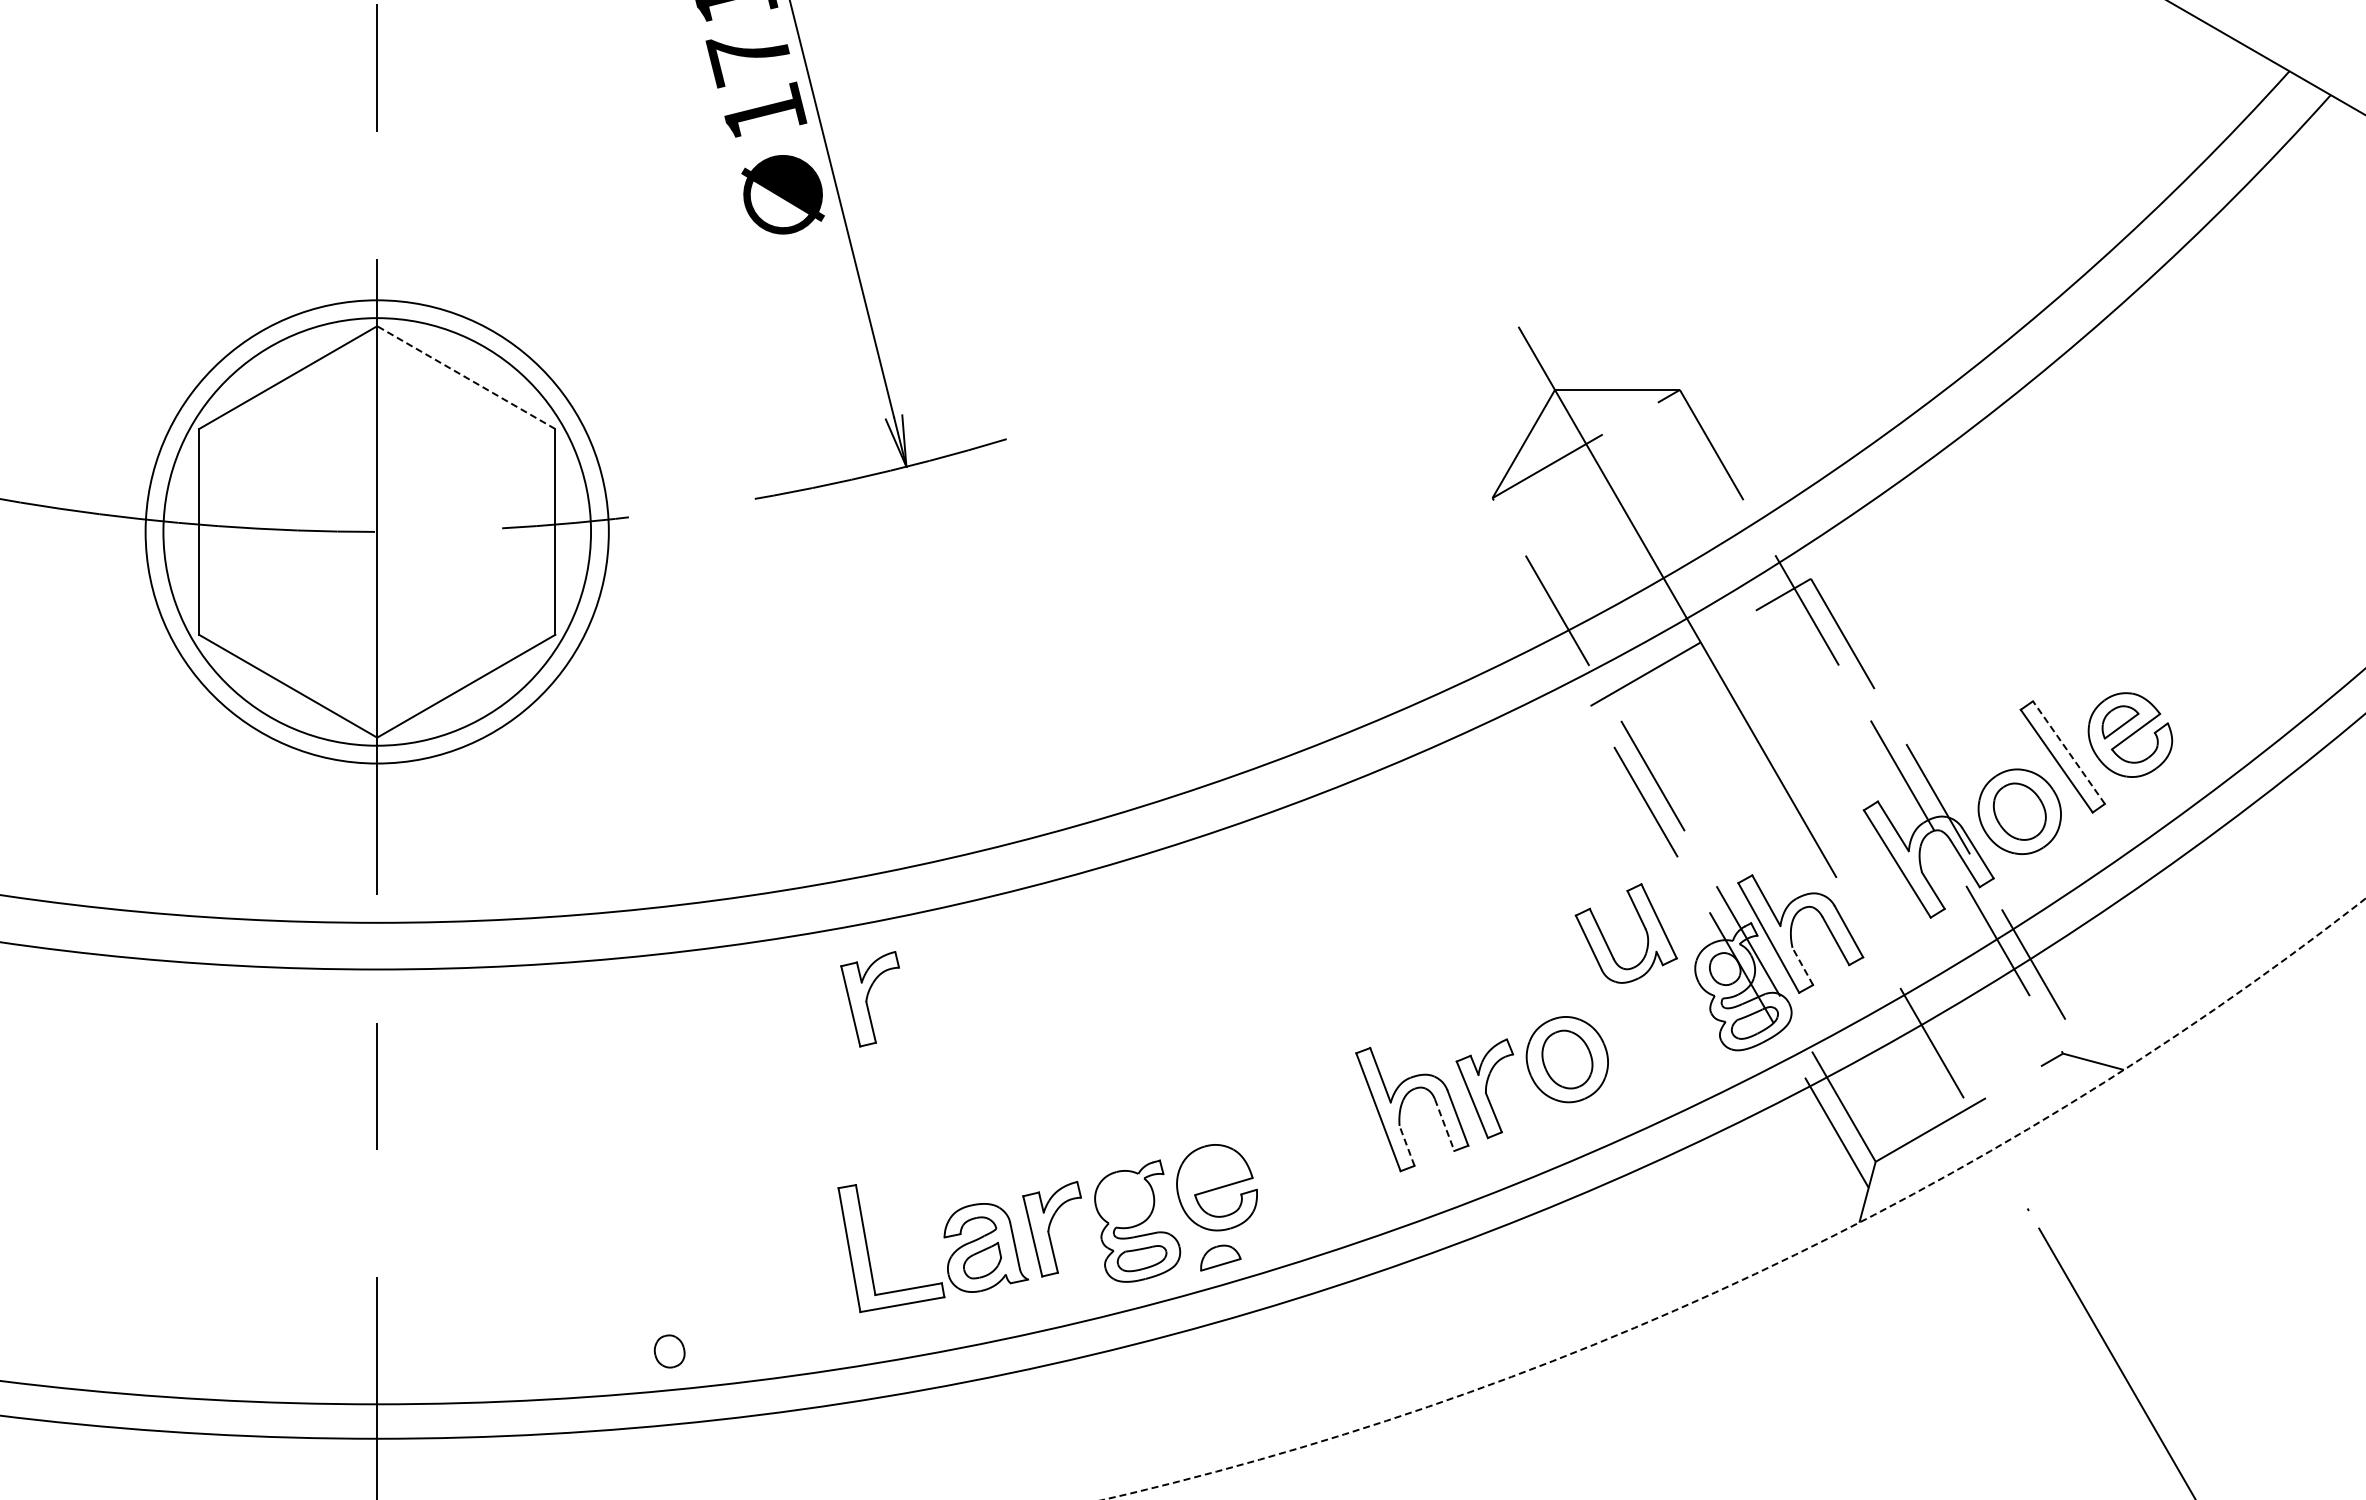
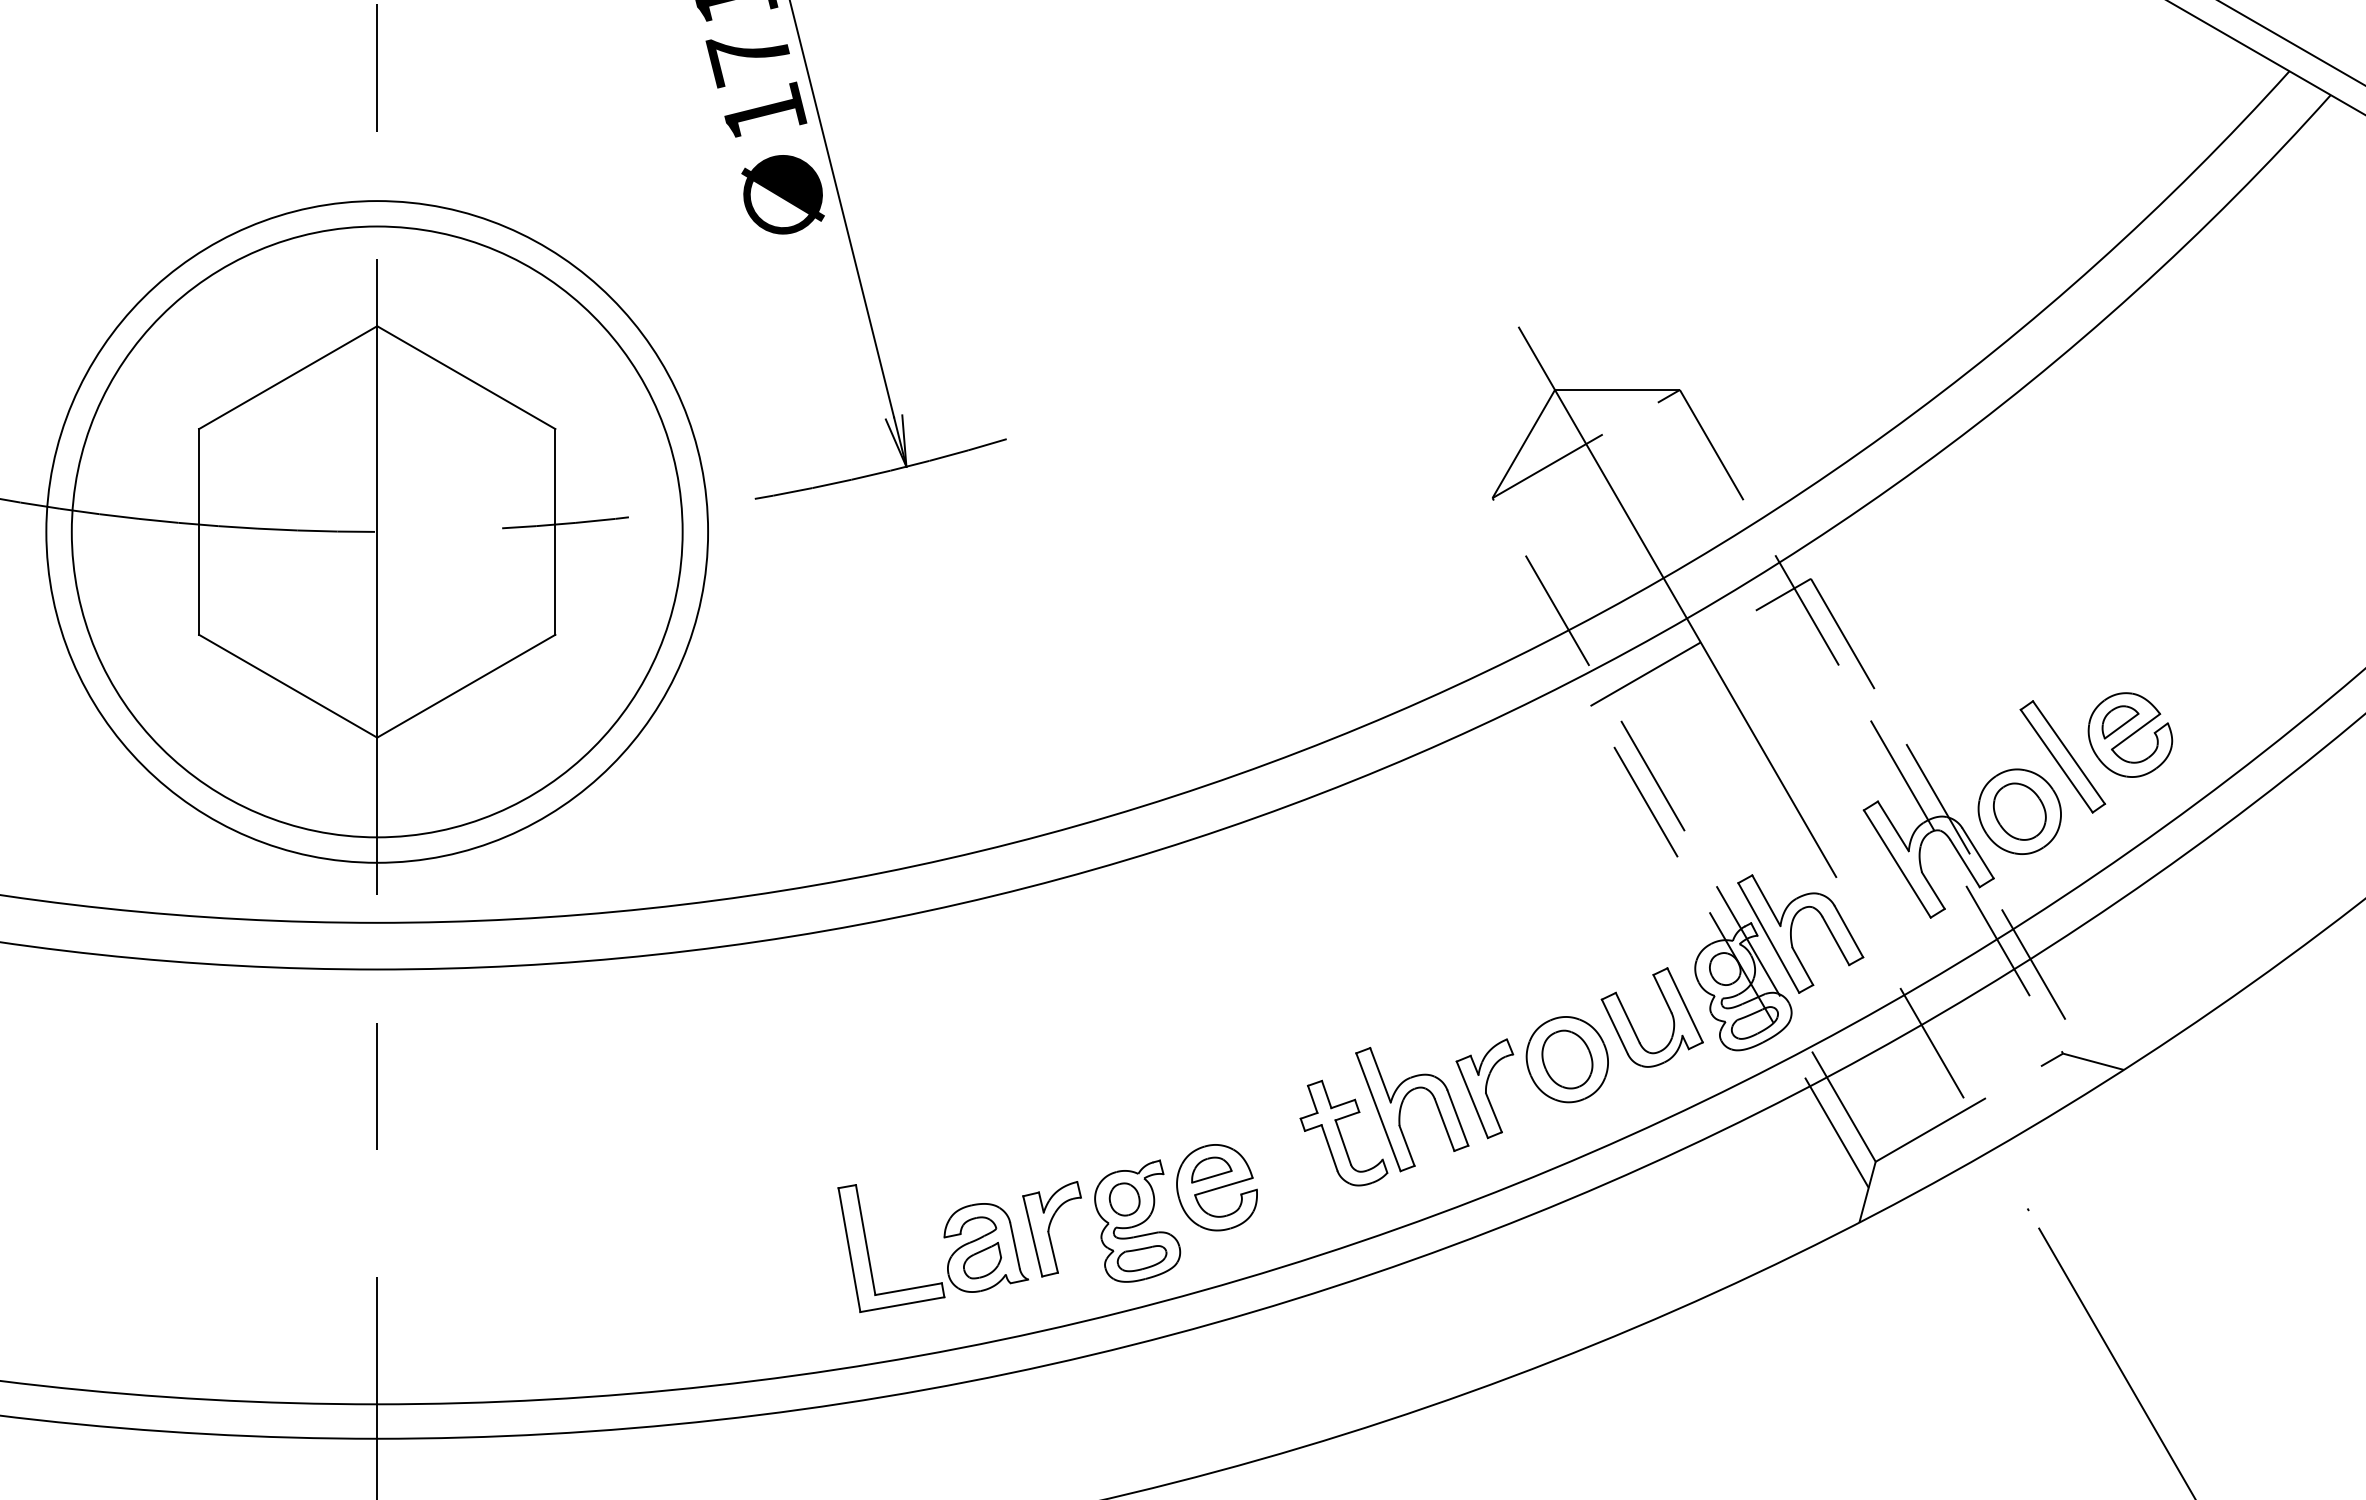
line: none -> present (2291, 42)
line: dashed -> solid (466, 377)
circle diameter: 463 px -> 662 px (377, 531)
circle diameter: 428 px -> 611 px (376, 531)
line: dashed -> solid (2068, 752)
part position: (1643, 927) -> (1669, 1011) (1669, 1011)
line: dashed -> solid (1802, 966)
part: present -> none (869, 999)
line: dashed -> solid (1444, 1125)
part: none -> present (1343, 1132)
line: dashed -> solid (1406, 1145)
part position: (1220, 1257) -> (1211, 1169) (1211, 1169)
arc: dashed -> solid (1767, 1268)
part position: (669, 1351) -> (1124, 1199) (1124, 1199)
